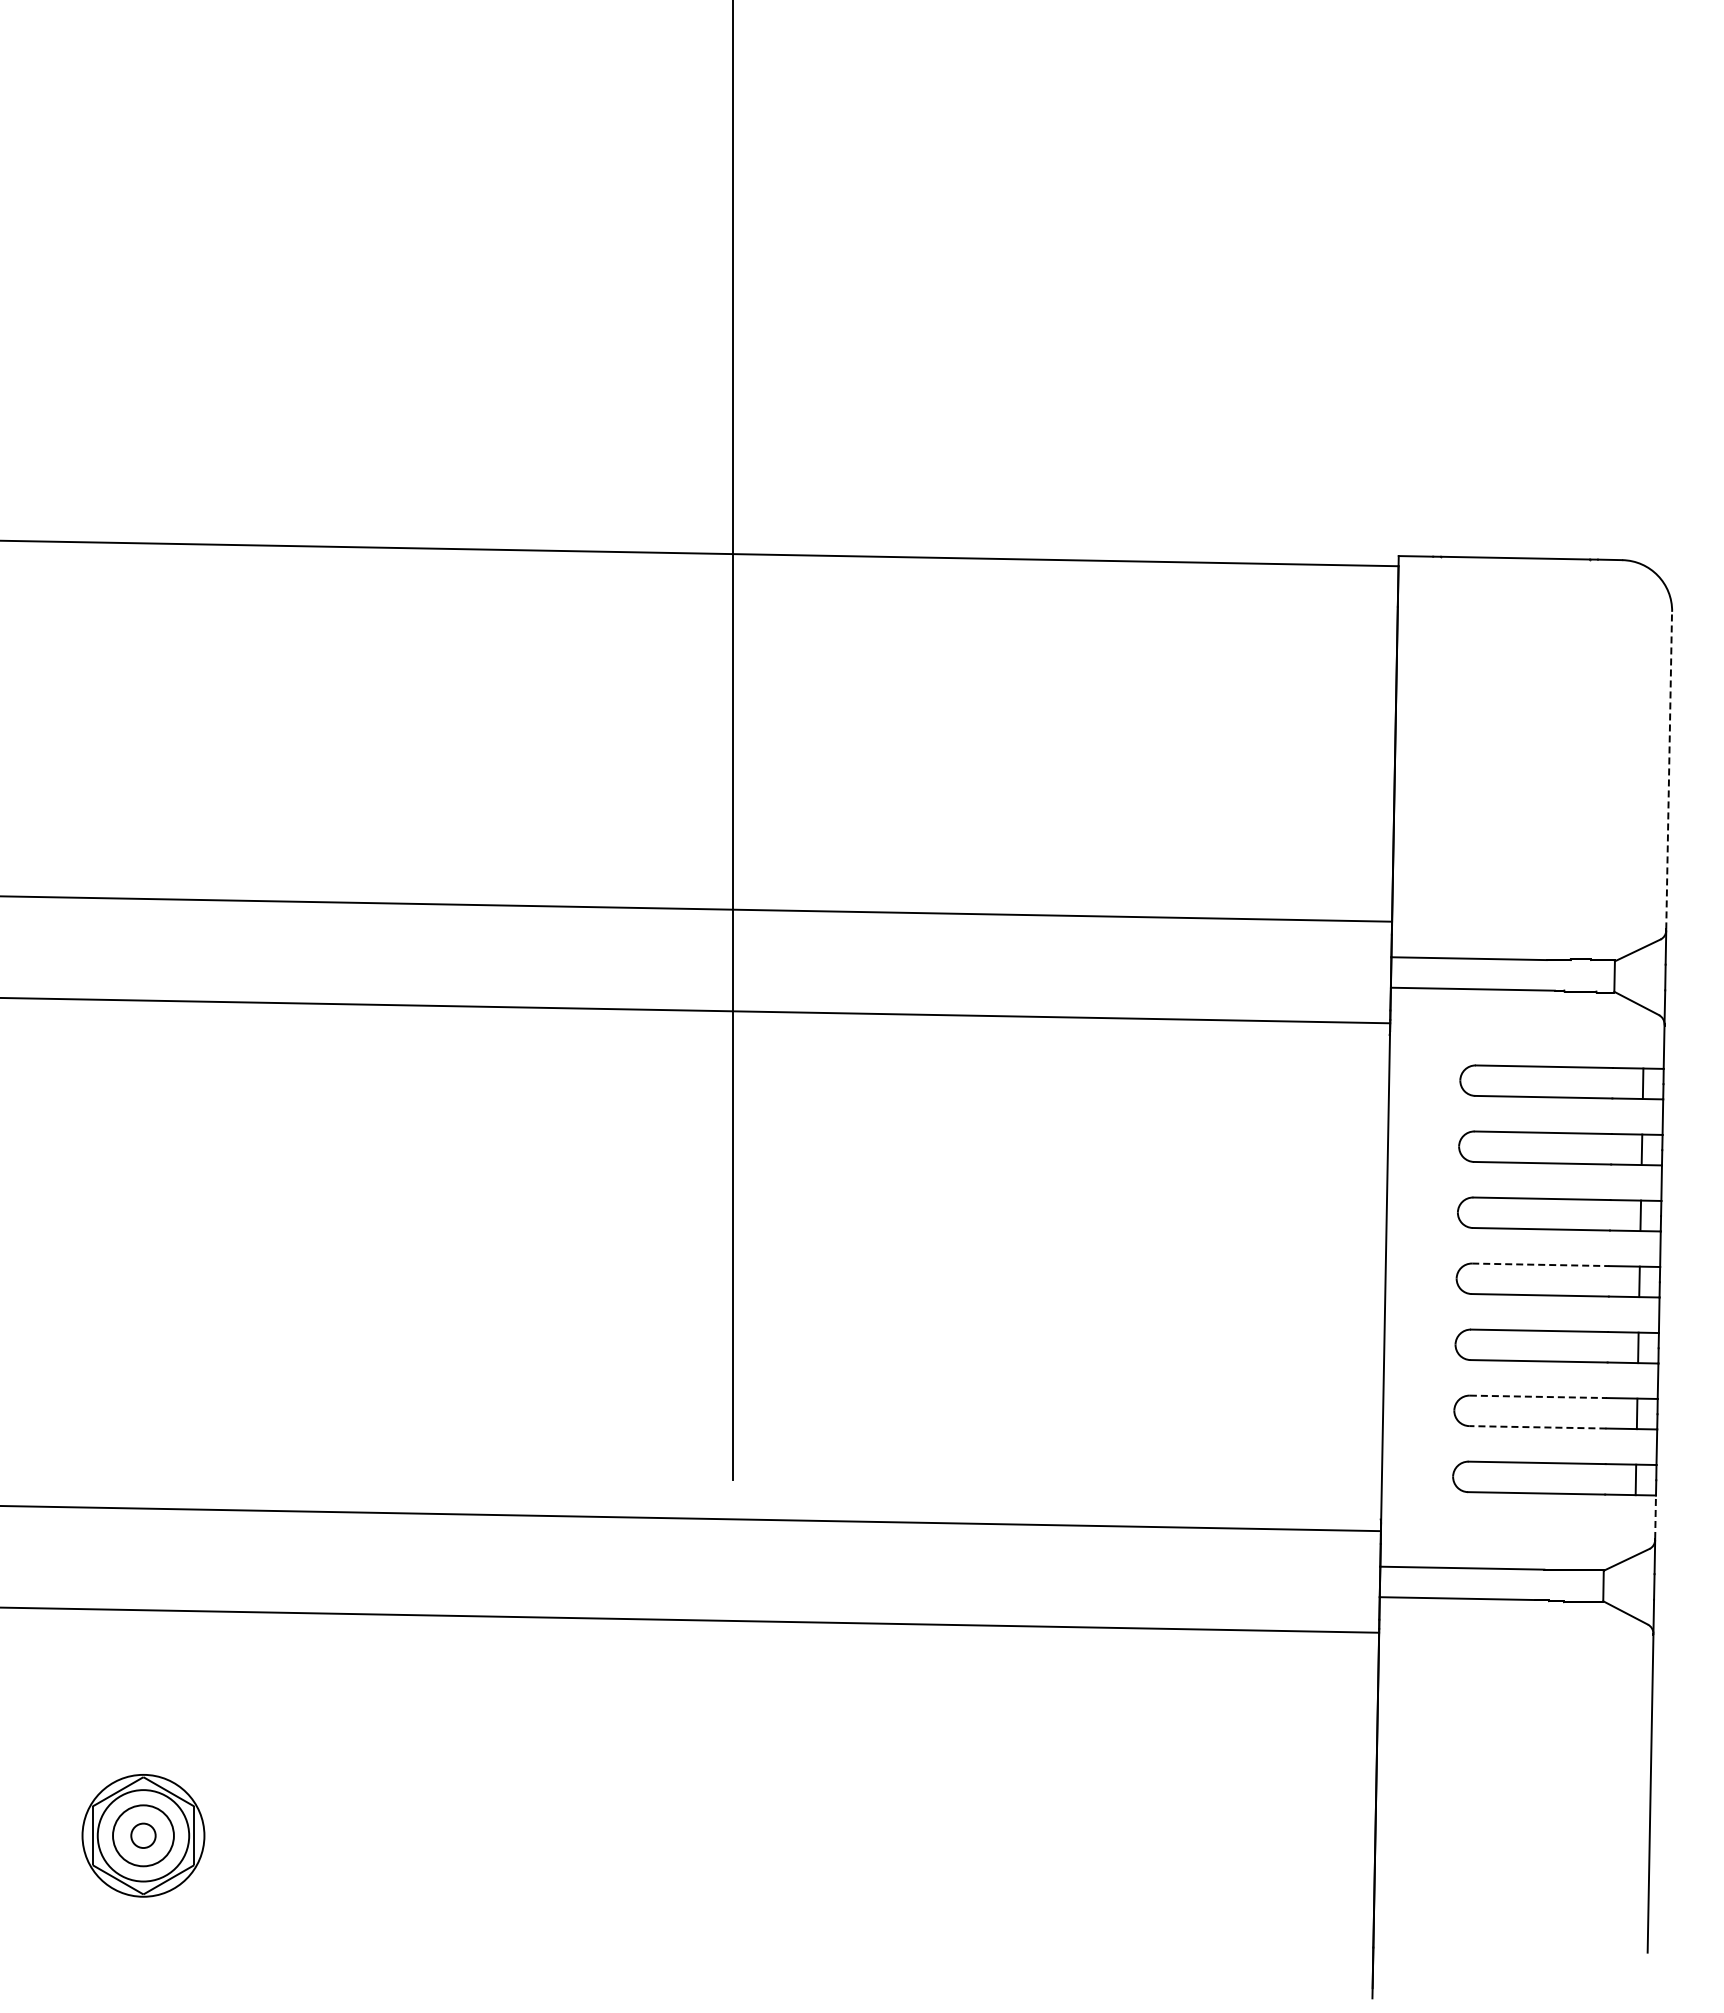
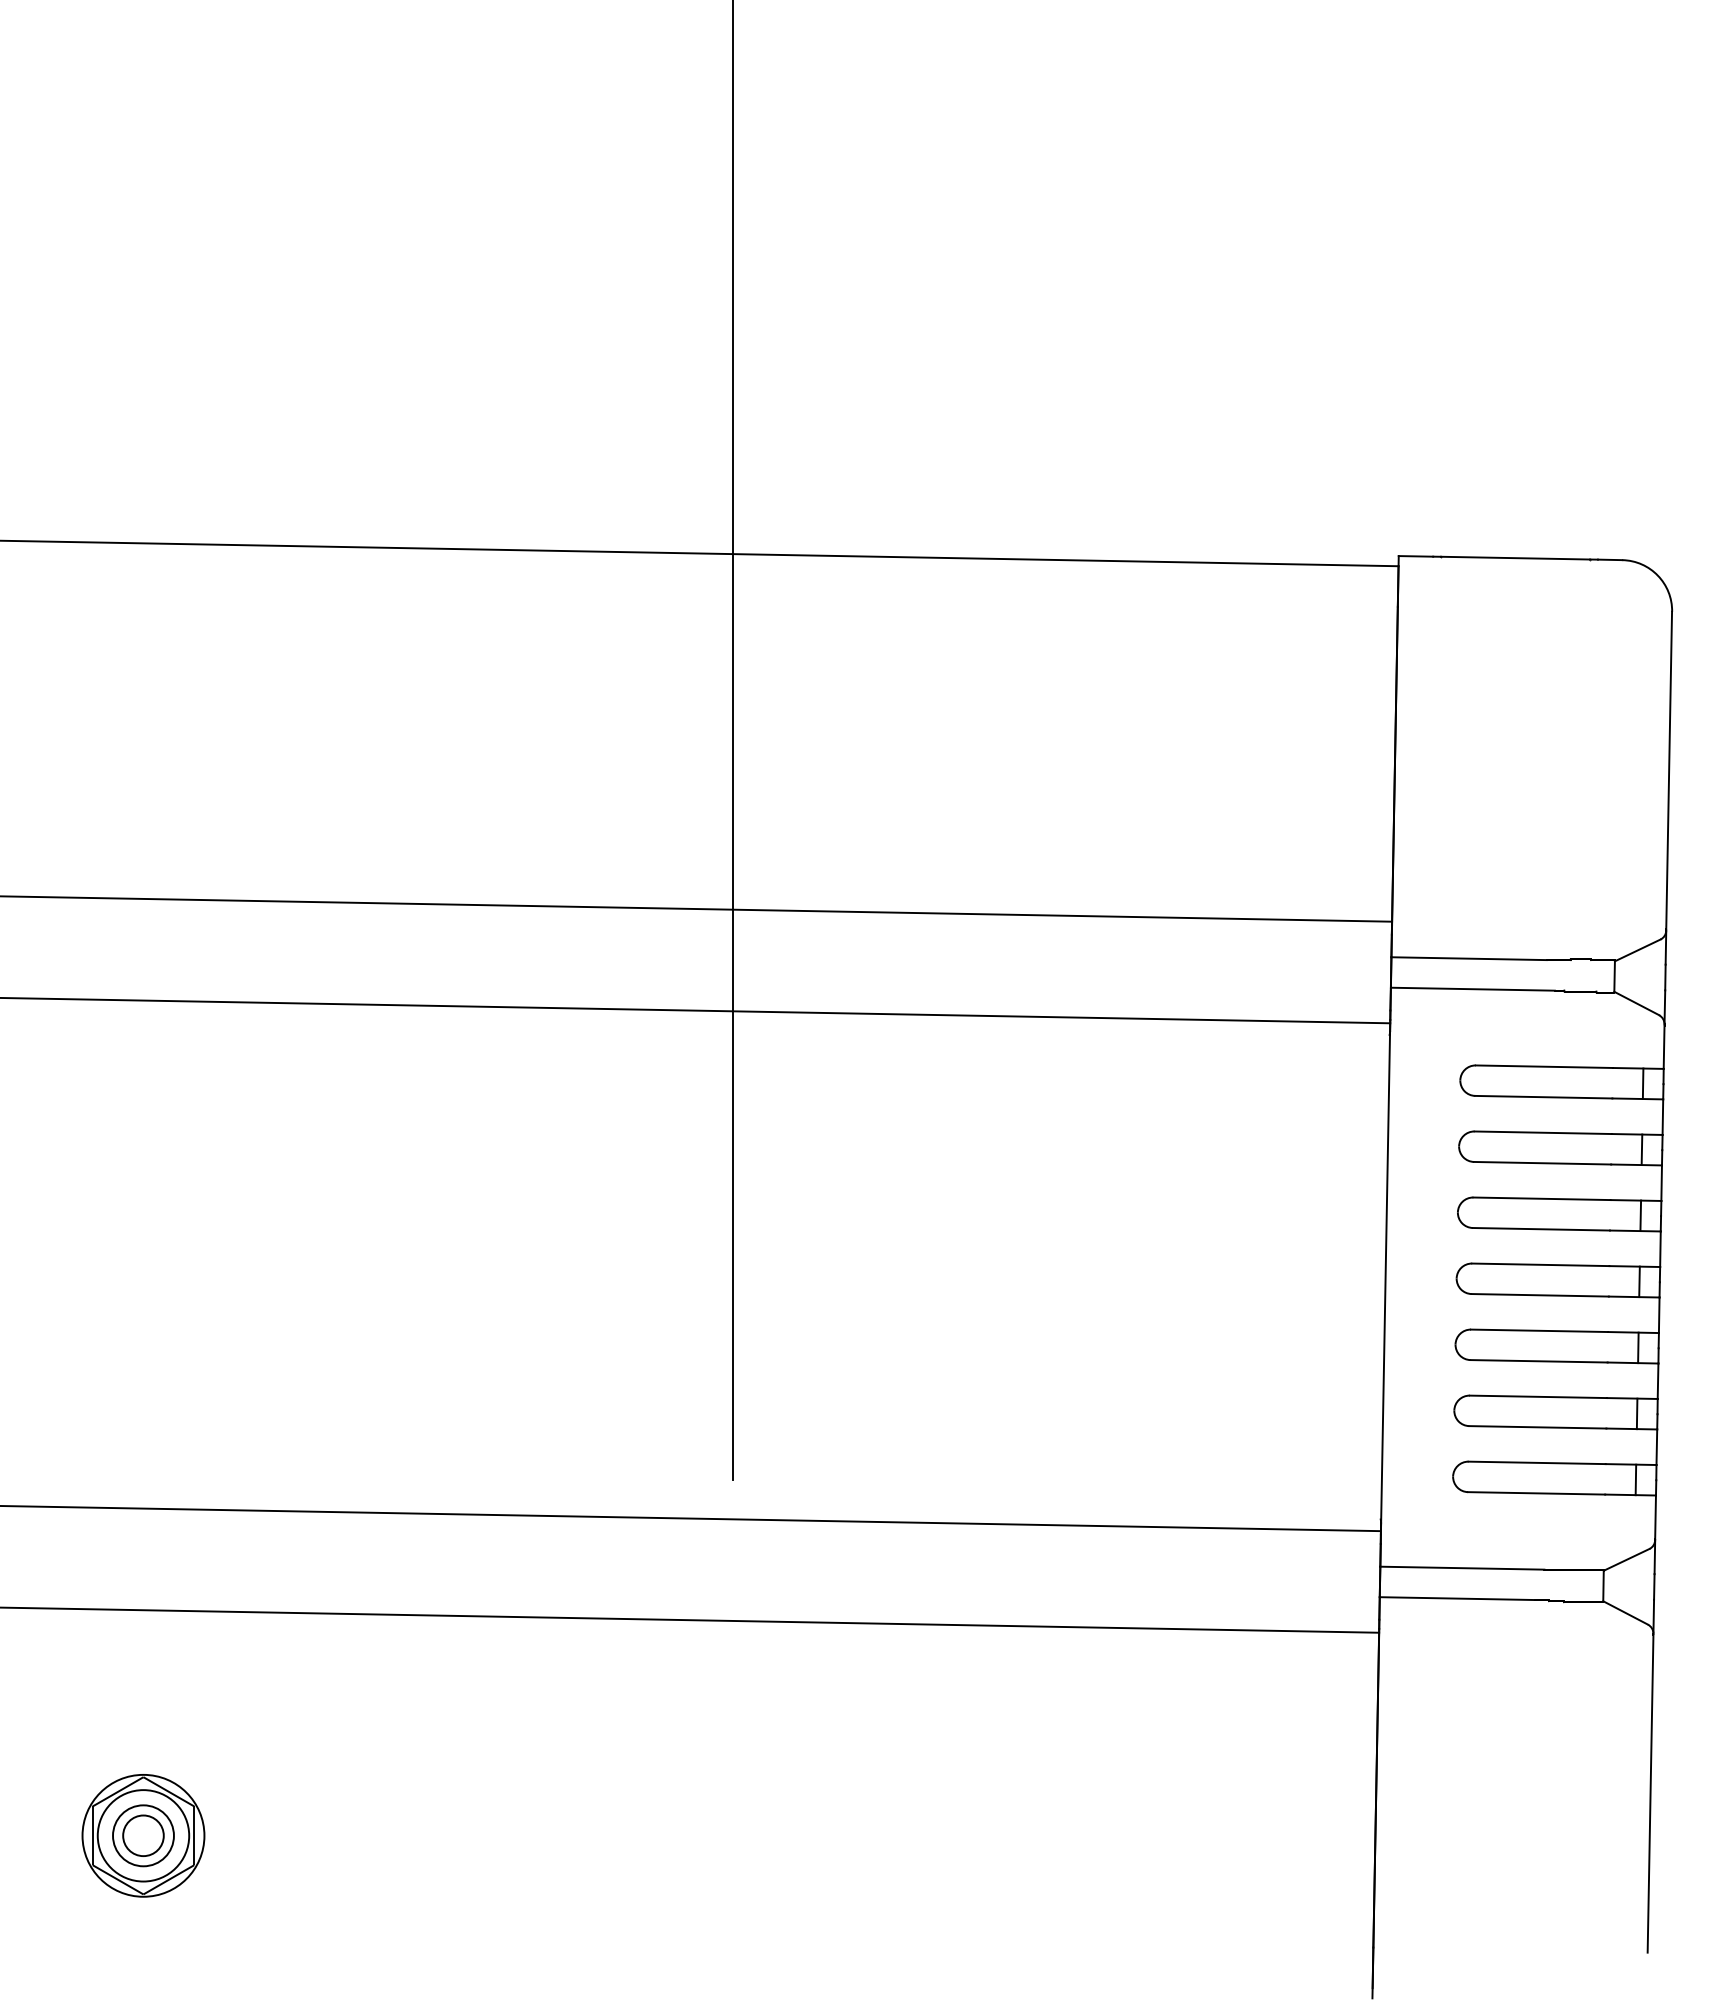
line: dashed -> solid (1669, 770)
line: dashed -> solid (1540, 1264)
line: dashed -> solid (1538, 1396)
line: dashed -> solid (1537, 1427)
line: dashed -> solid (1655, 1517)
circle diameter: 24 px -> 41 px (143, 1835)
